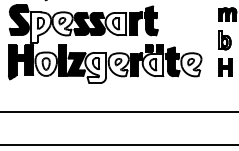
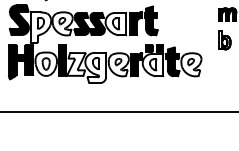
fill: present -> none (76, 64)
part: present -> none (225, 67)
line: present -> none (118, 144)
